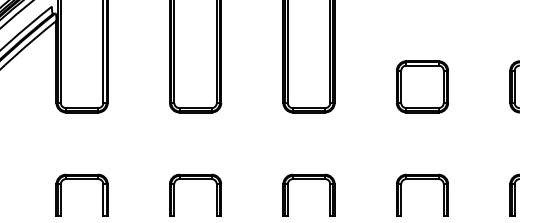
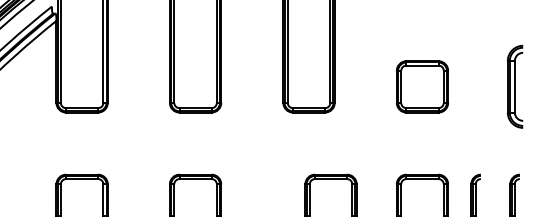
part size: 11x54 px -> 18x85 px (514, 86)
part position: (308, 179) -> (330, 179) (330, 179)
part: none -> present (475, 194)
